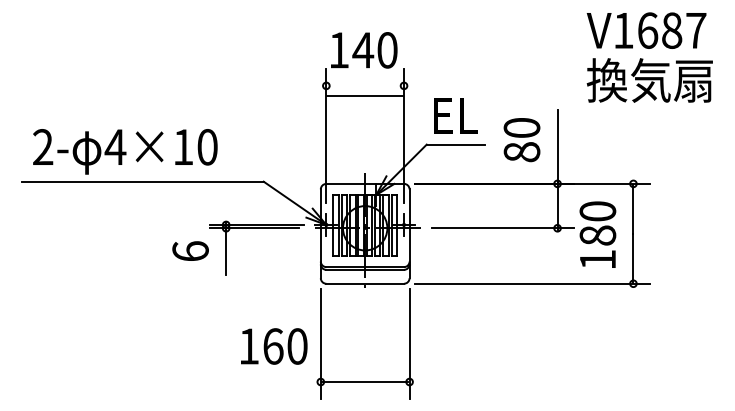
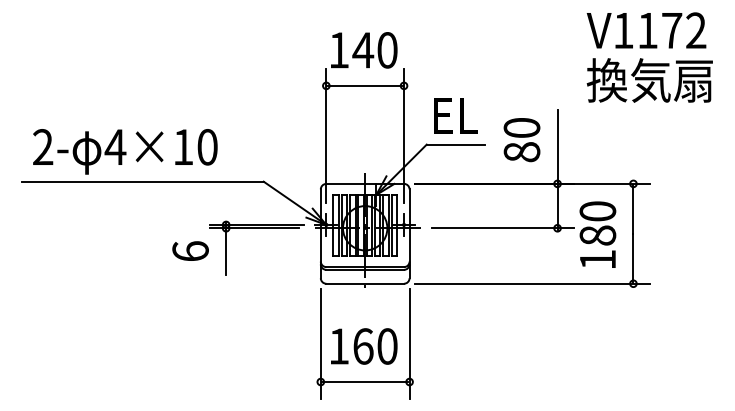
text: V1687 -> V1172 (672, 30)
line position: (364, 95) -> (364, 85) (364, 85)
text position: (274, 346) -> (364, 346) (364, 346)
